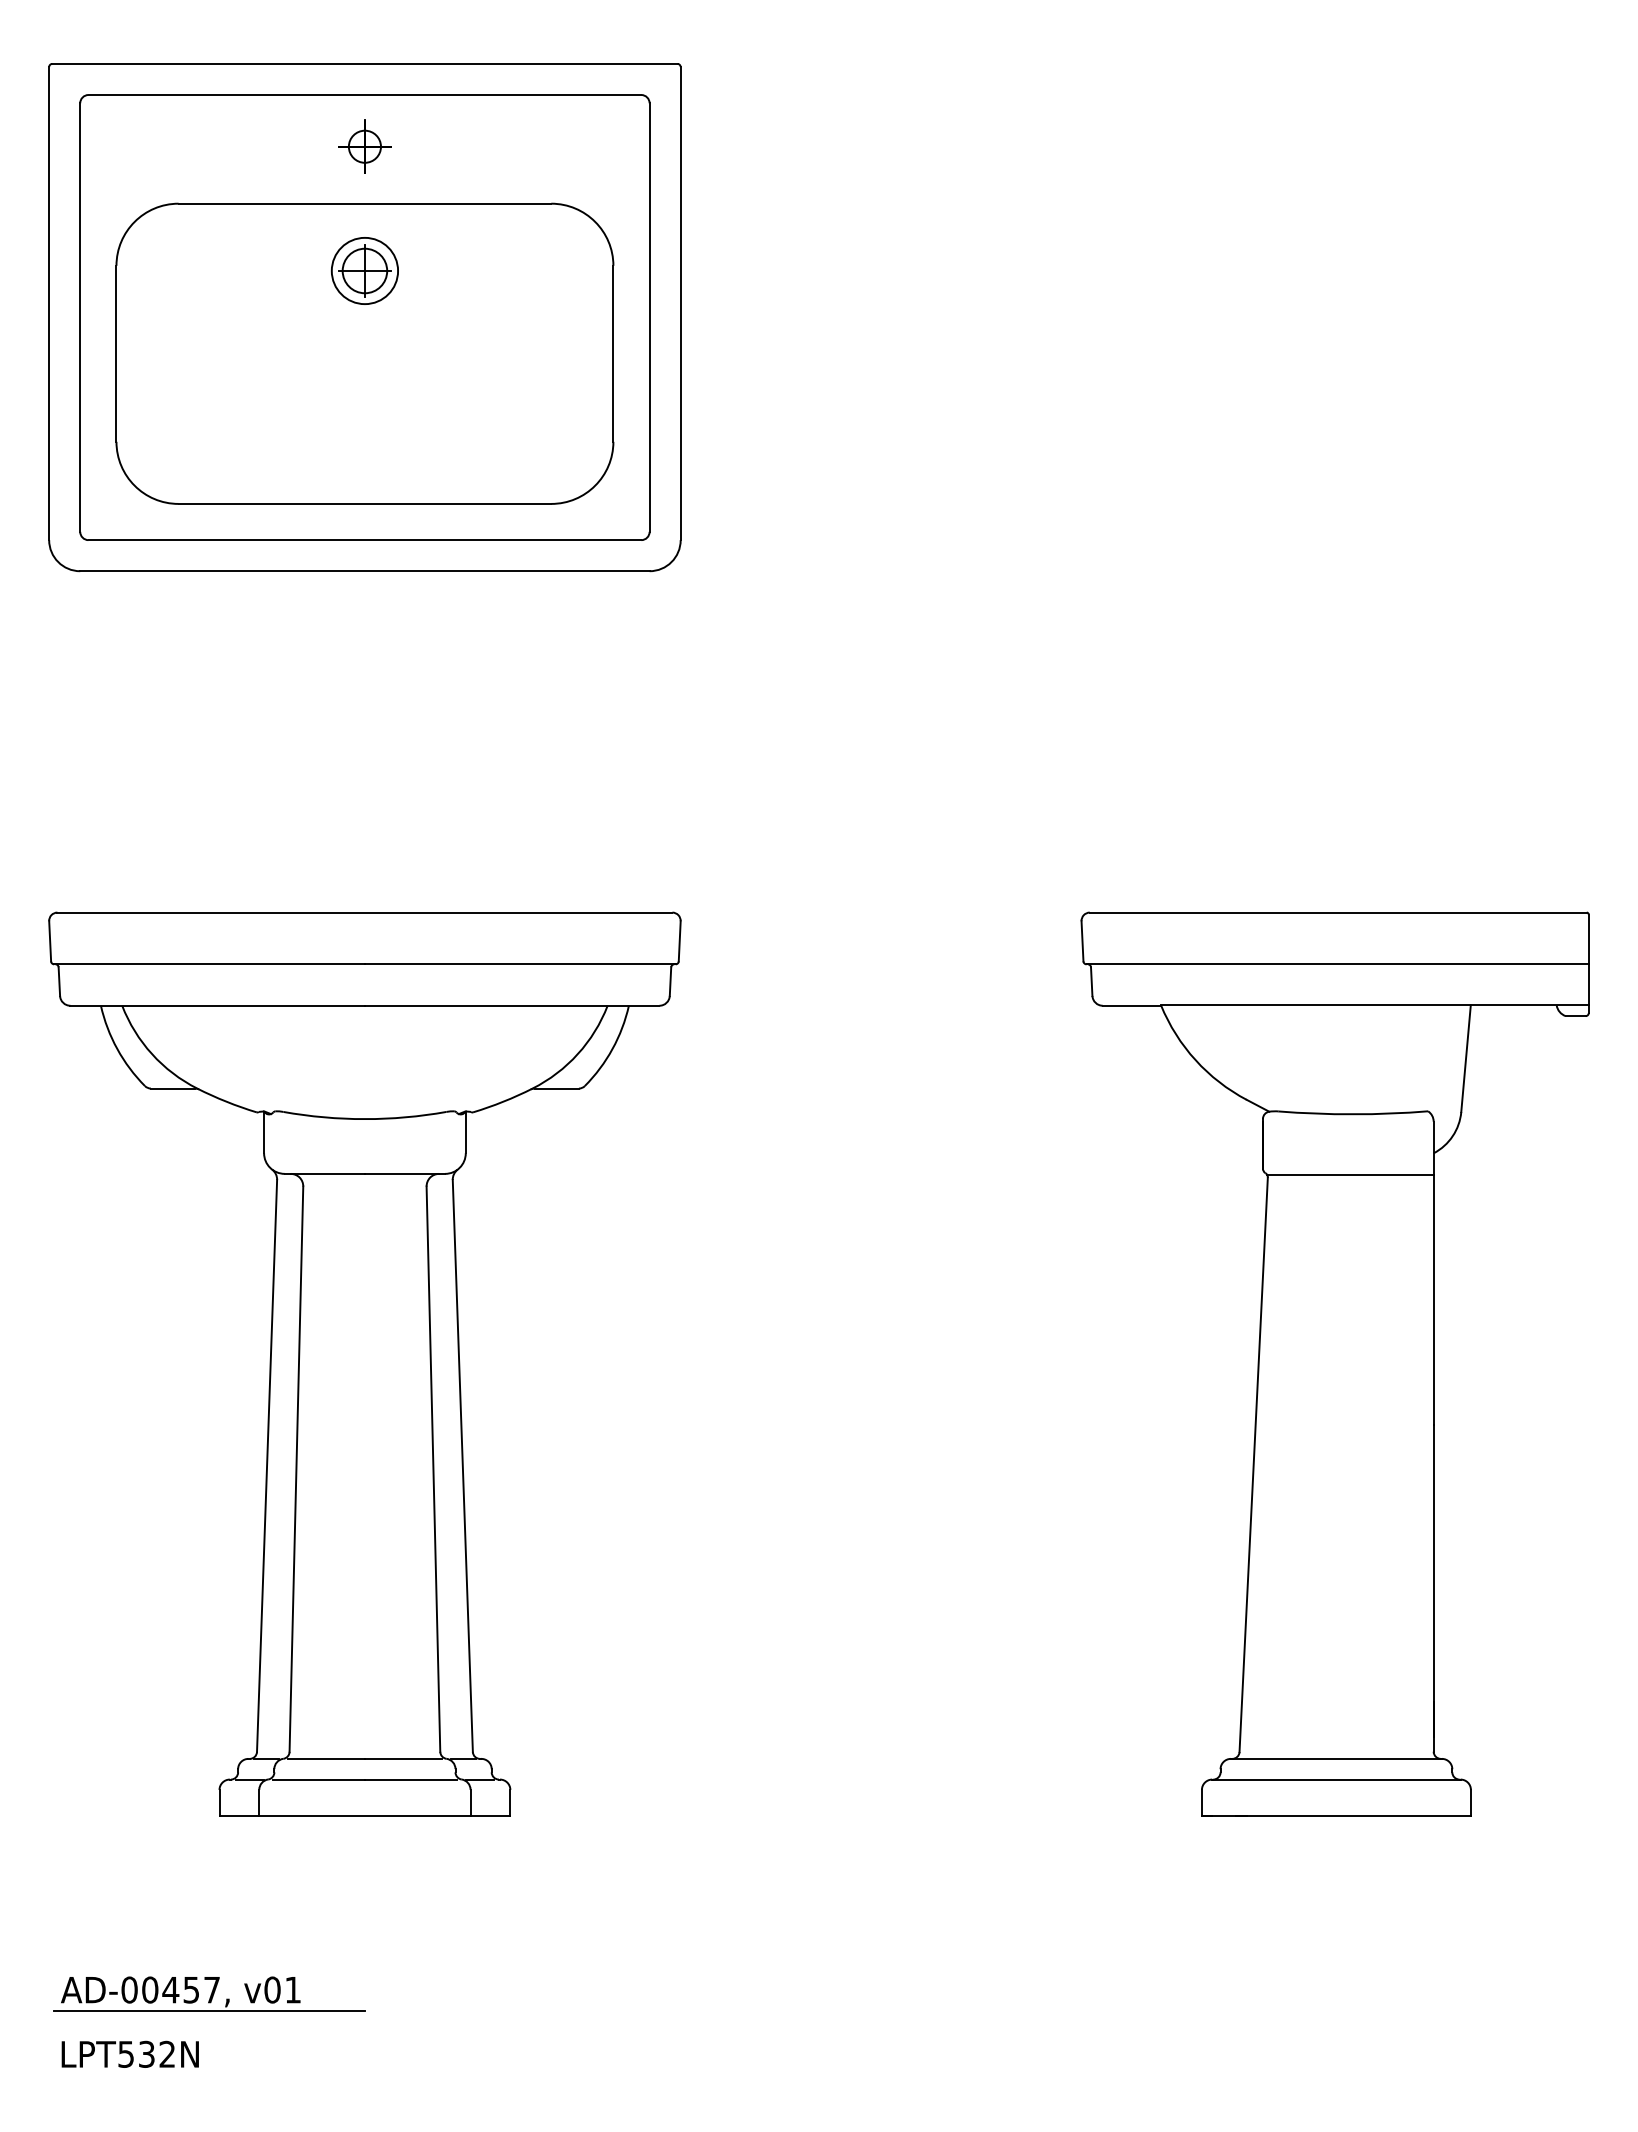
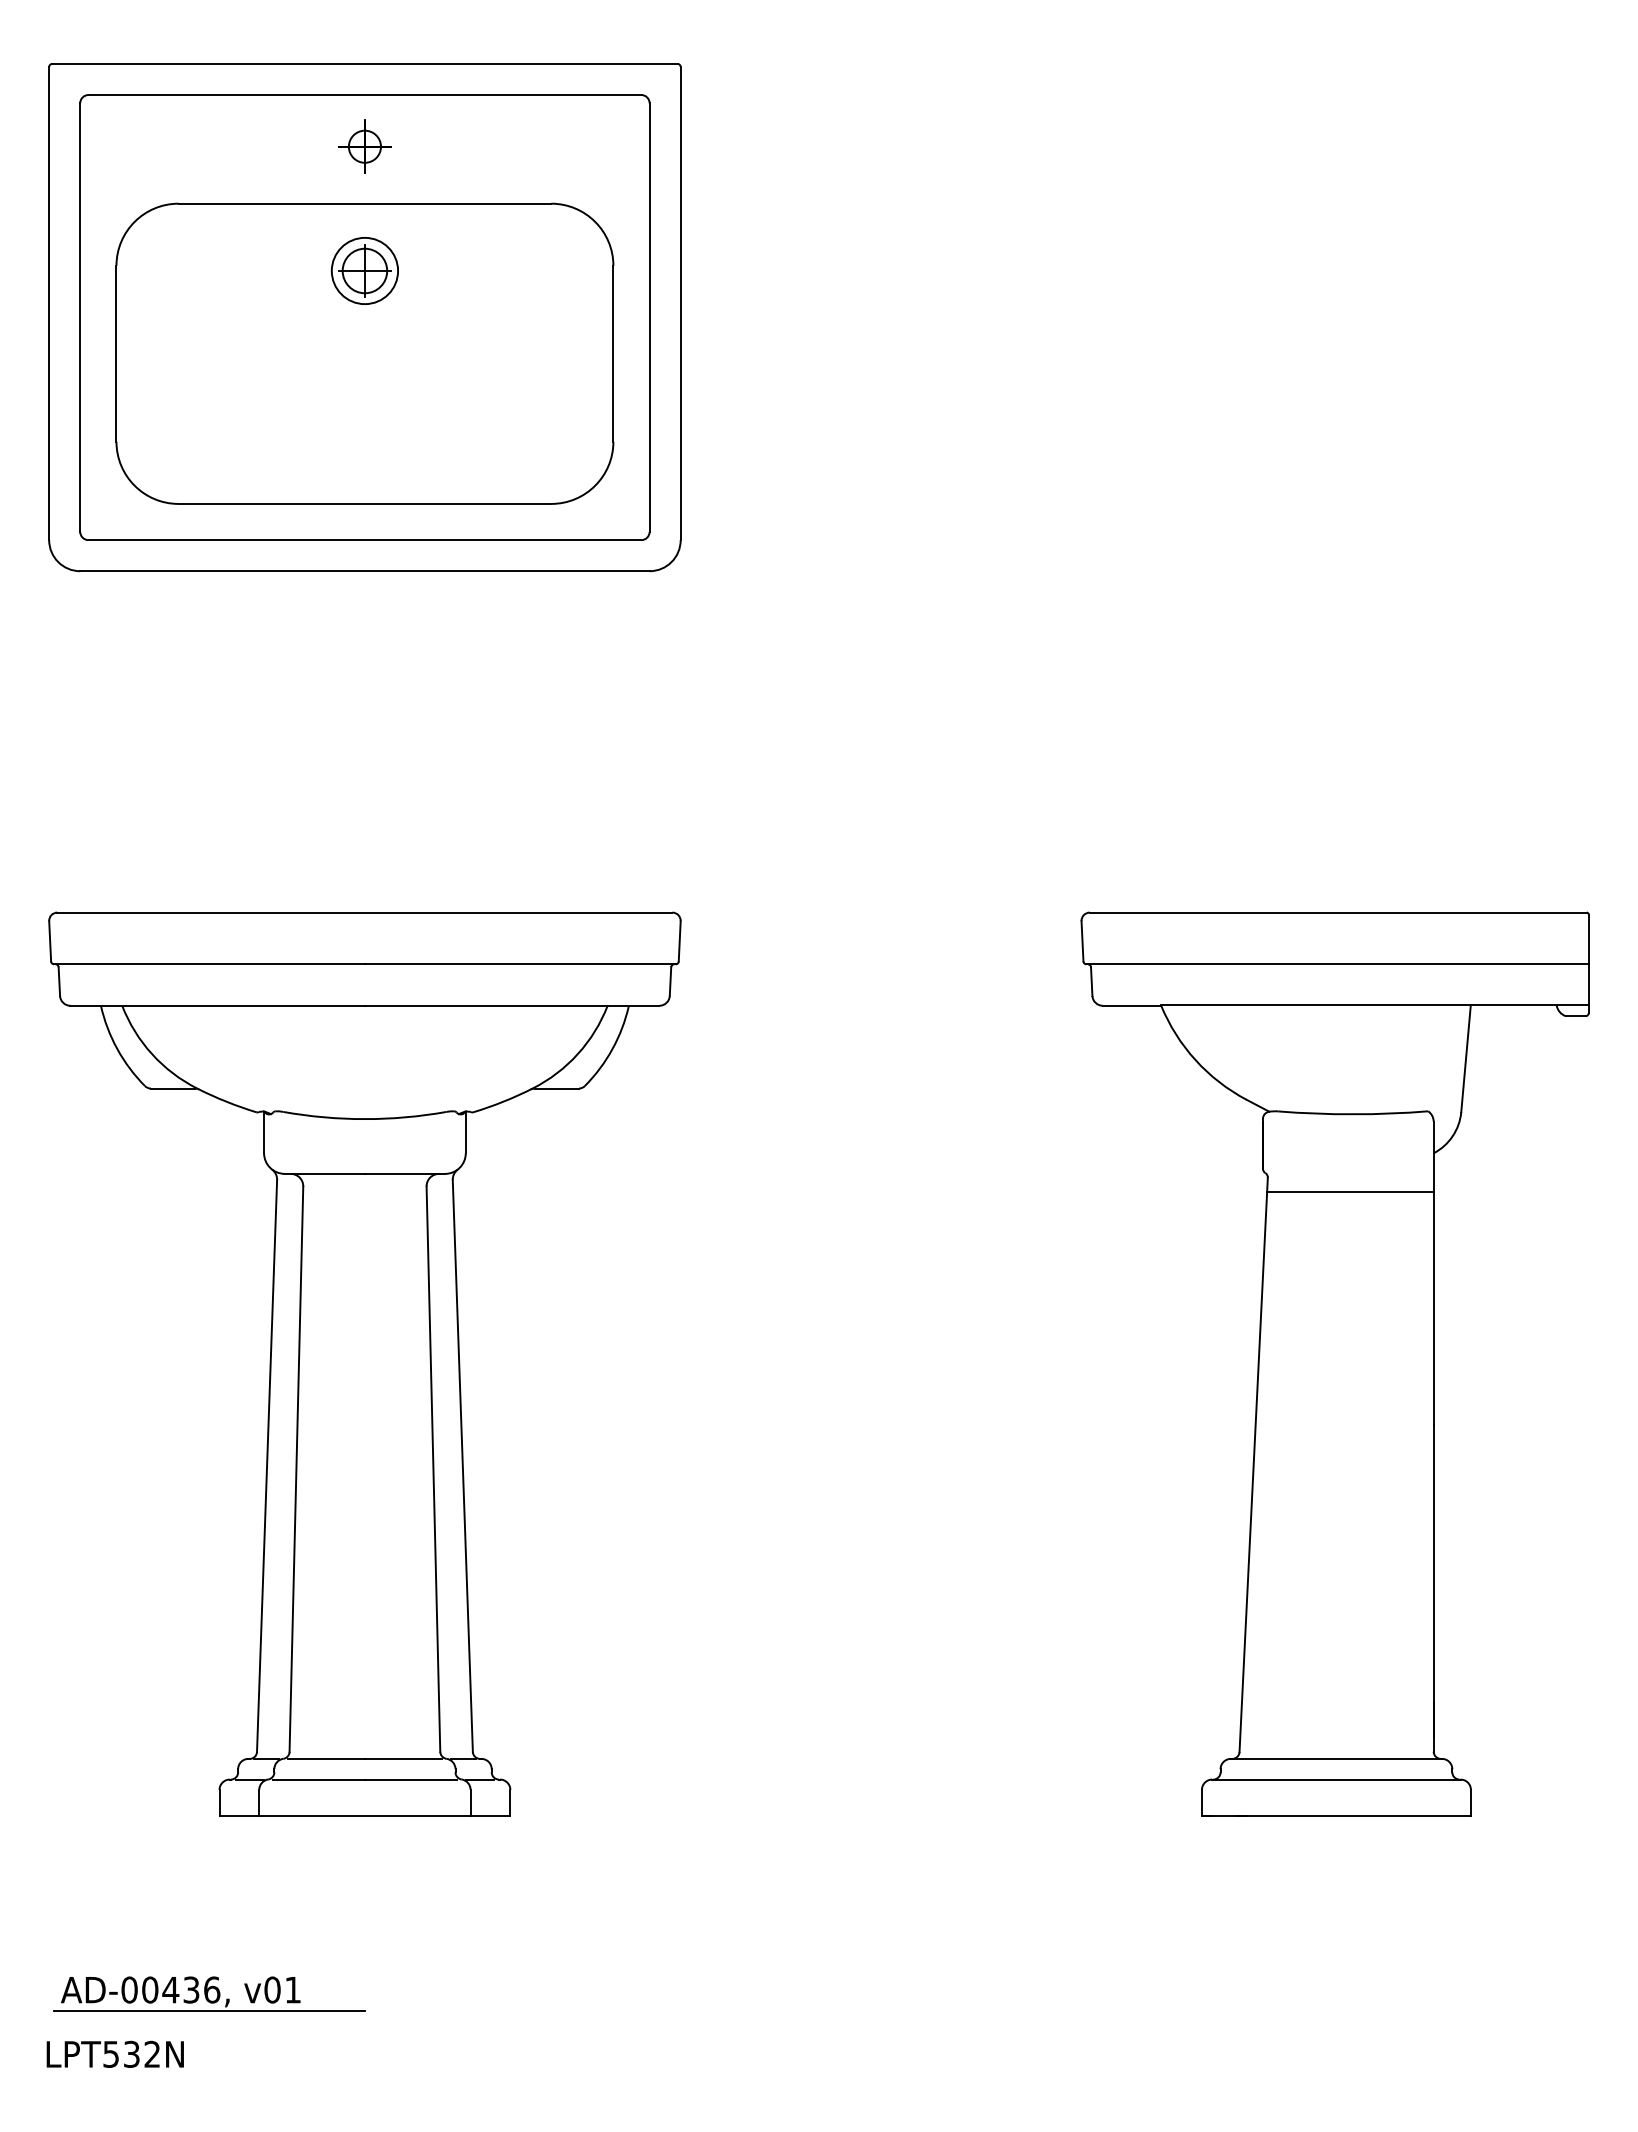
line position: (1350, 1175) -> (1350, 1192) (1350, 1192)
text: AD-00457, -> AD-00436, (202, 1989)
text position: (129, 2053) -> (114, 2053) (114, 2053)
